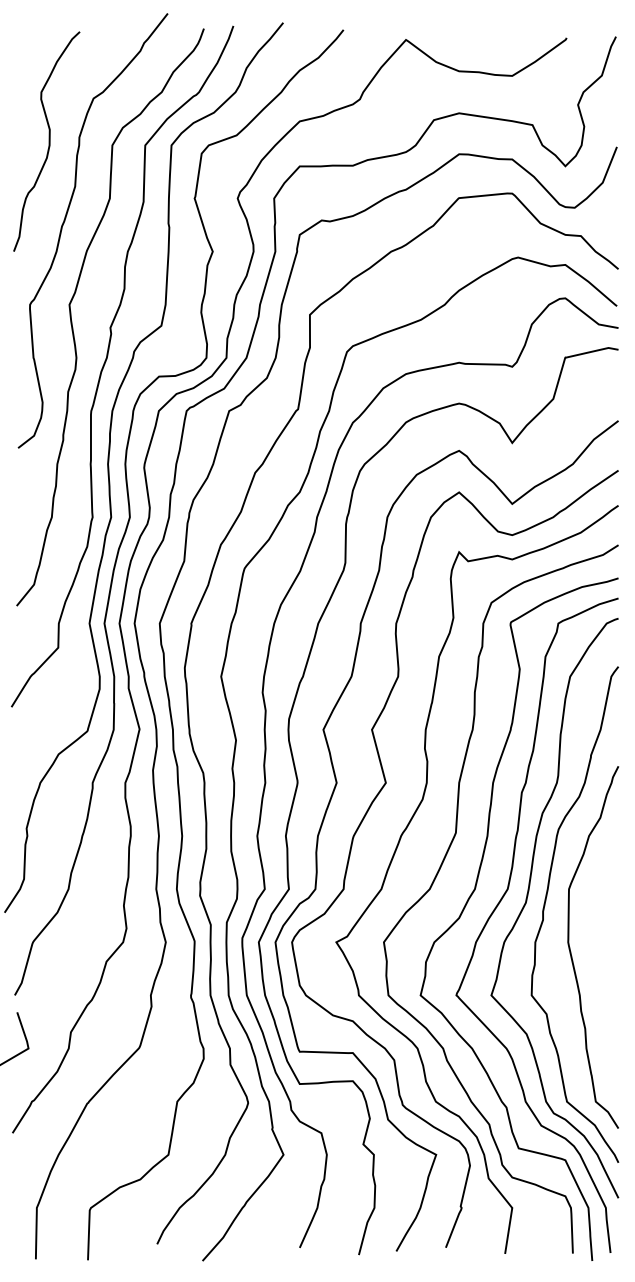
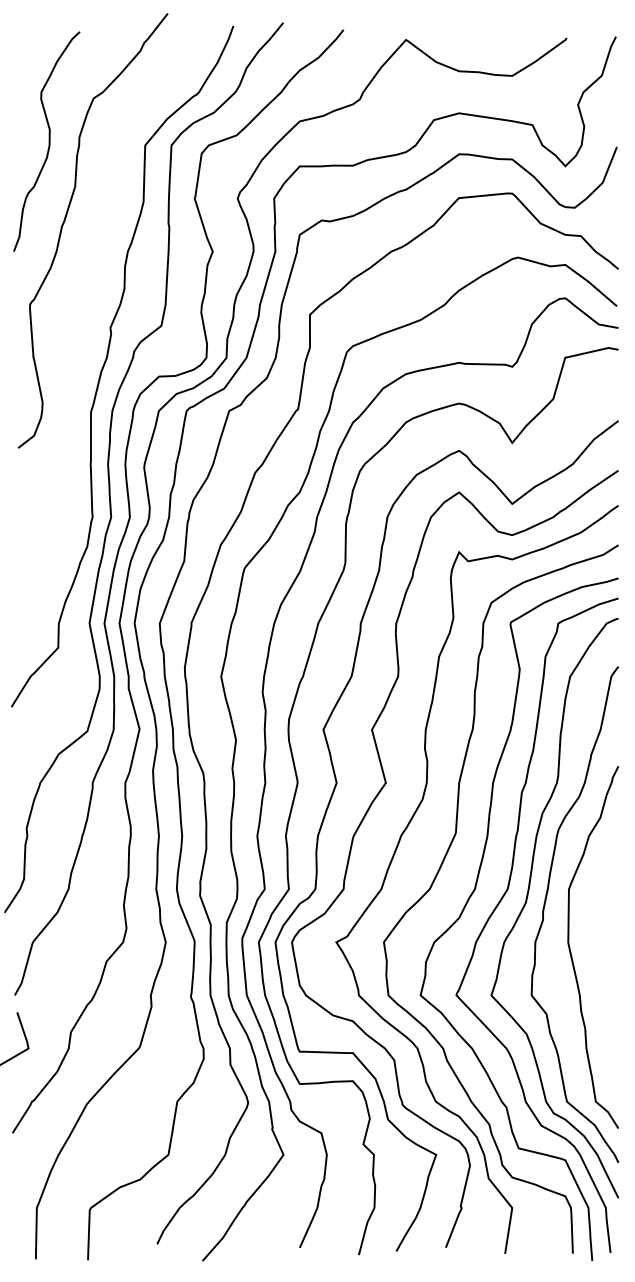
curve: present -> none (72, 321)
